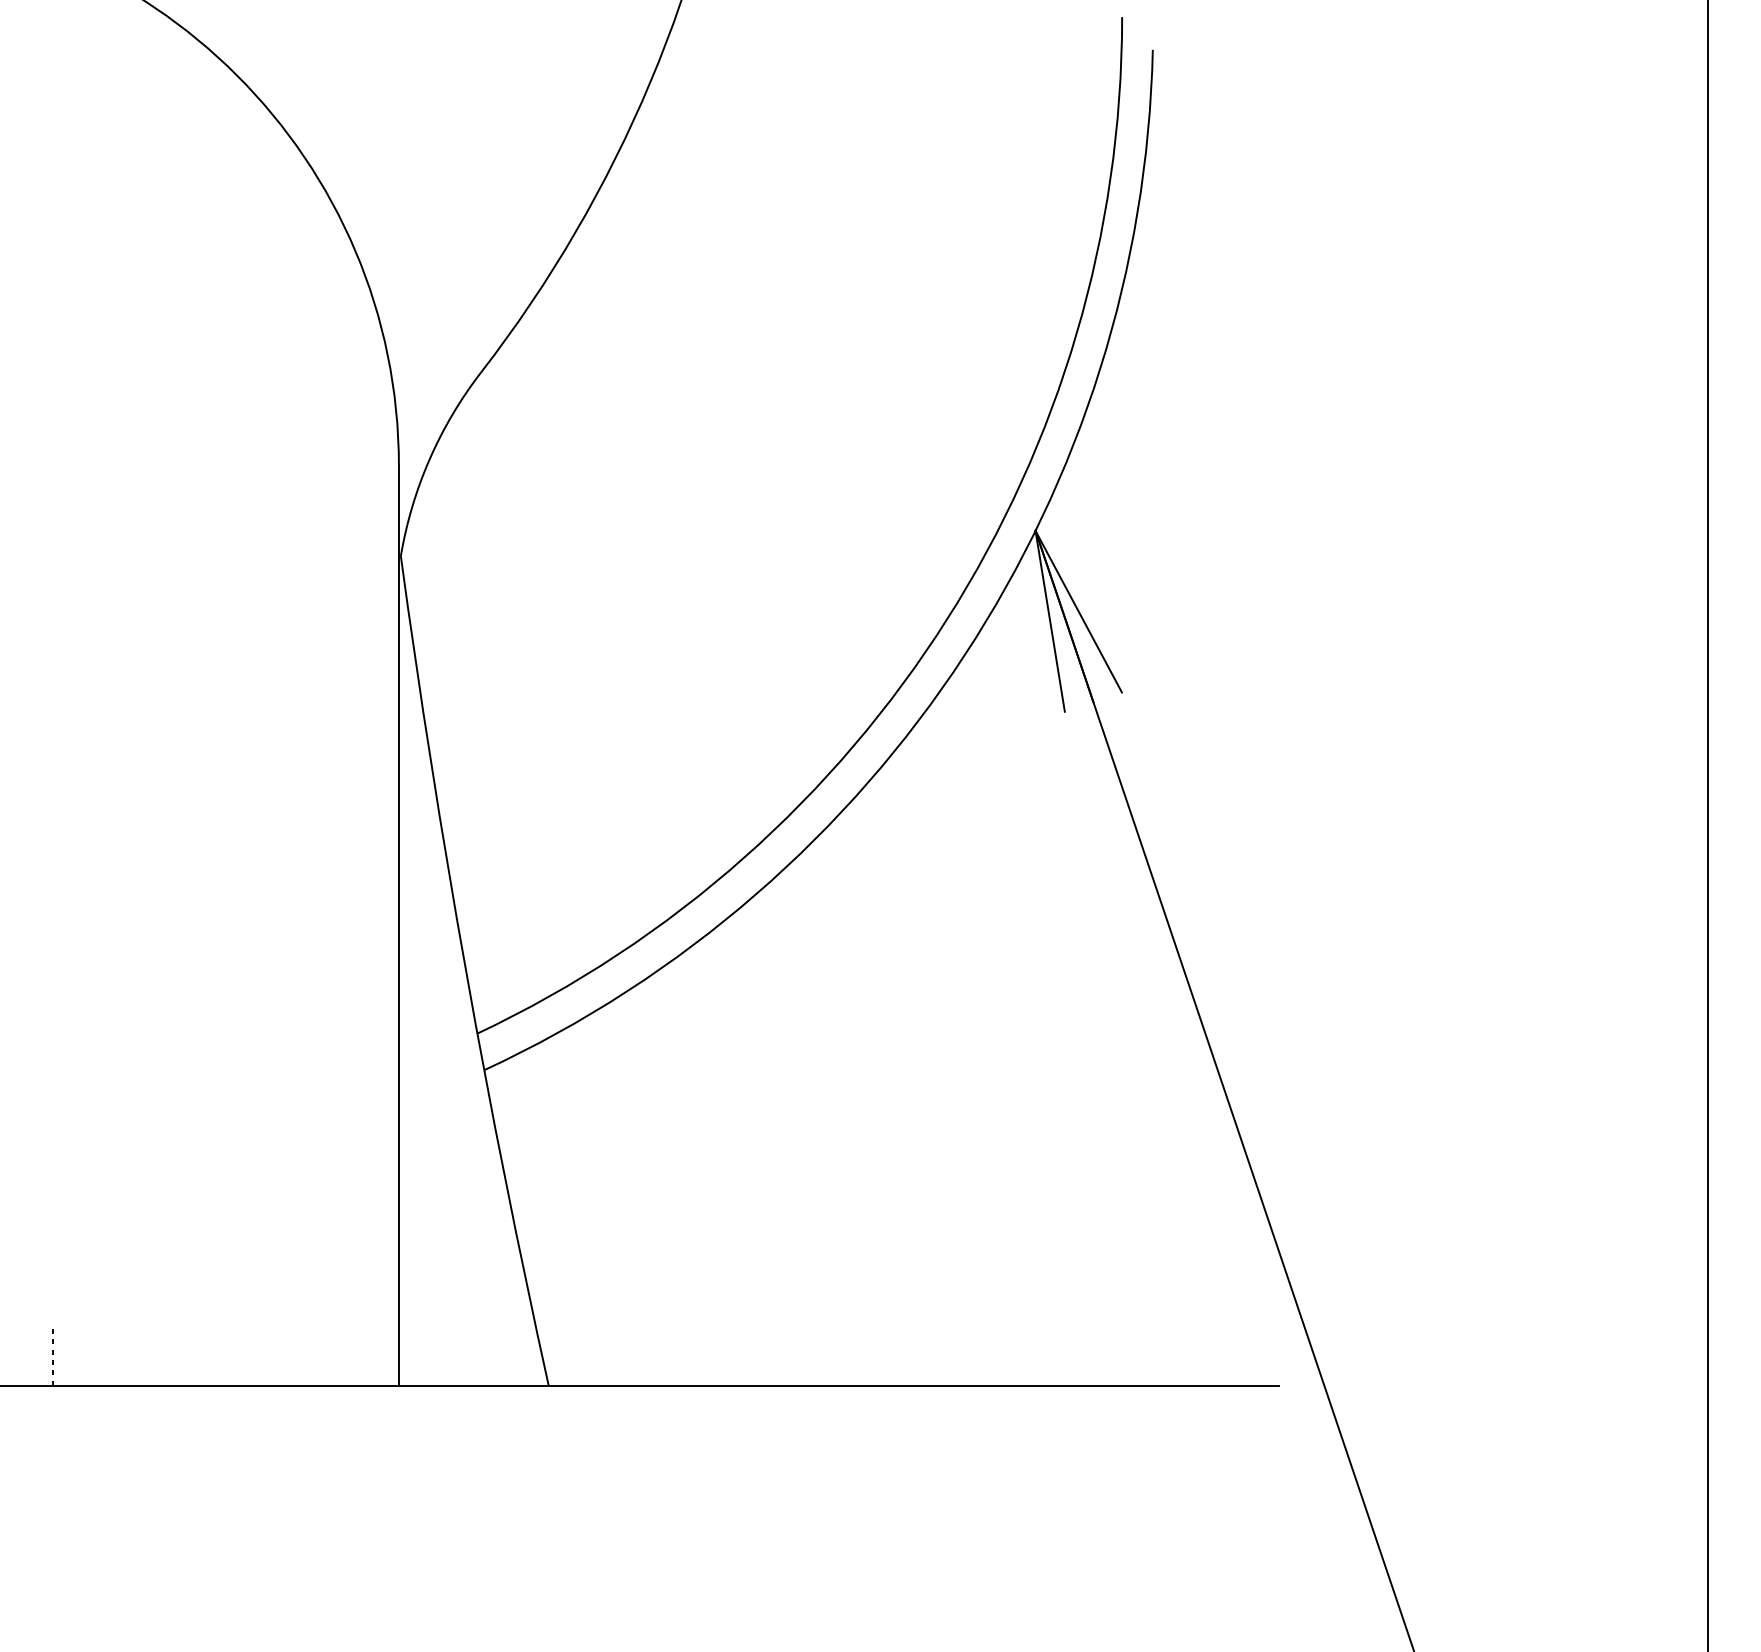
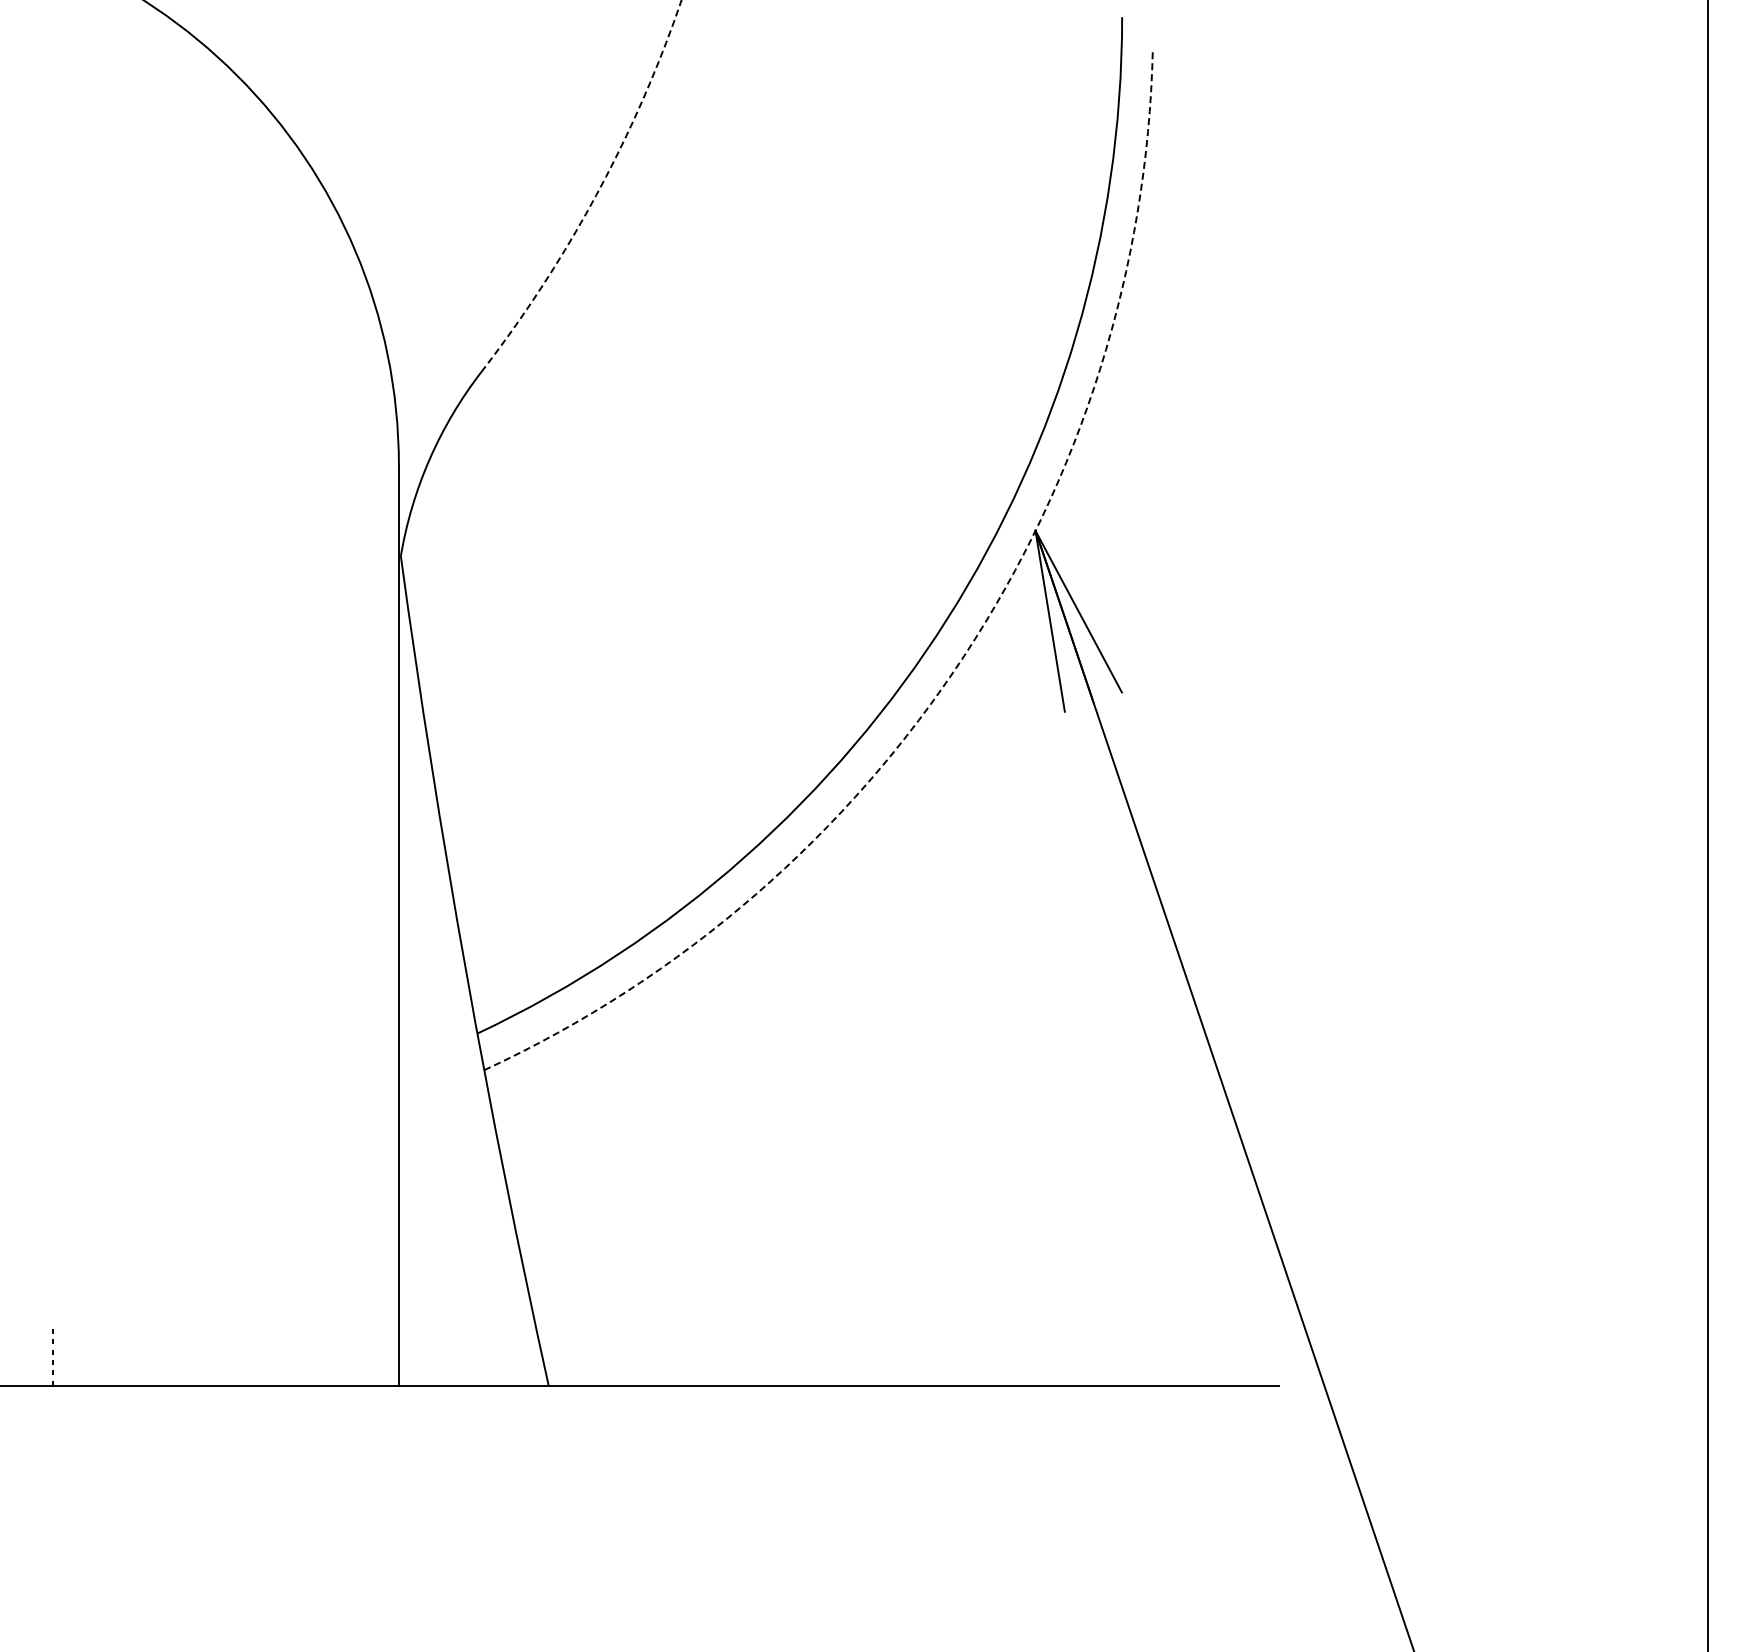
arc: solid -> dashed (597, 193)
arc: solid -> dashed (964, 655)
